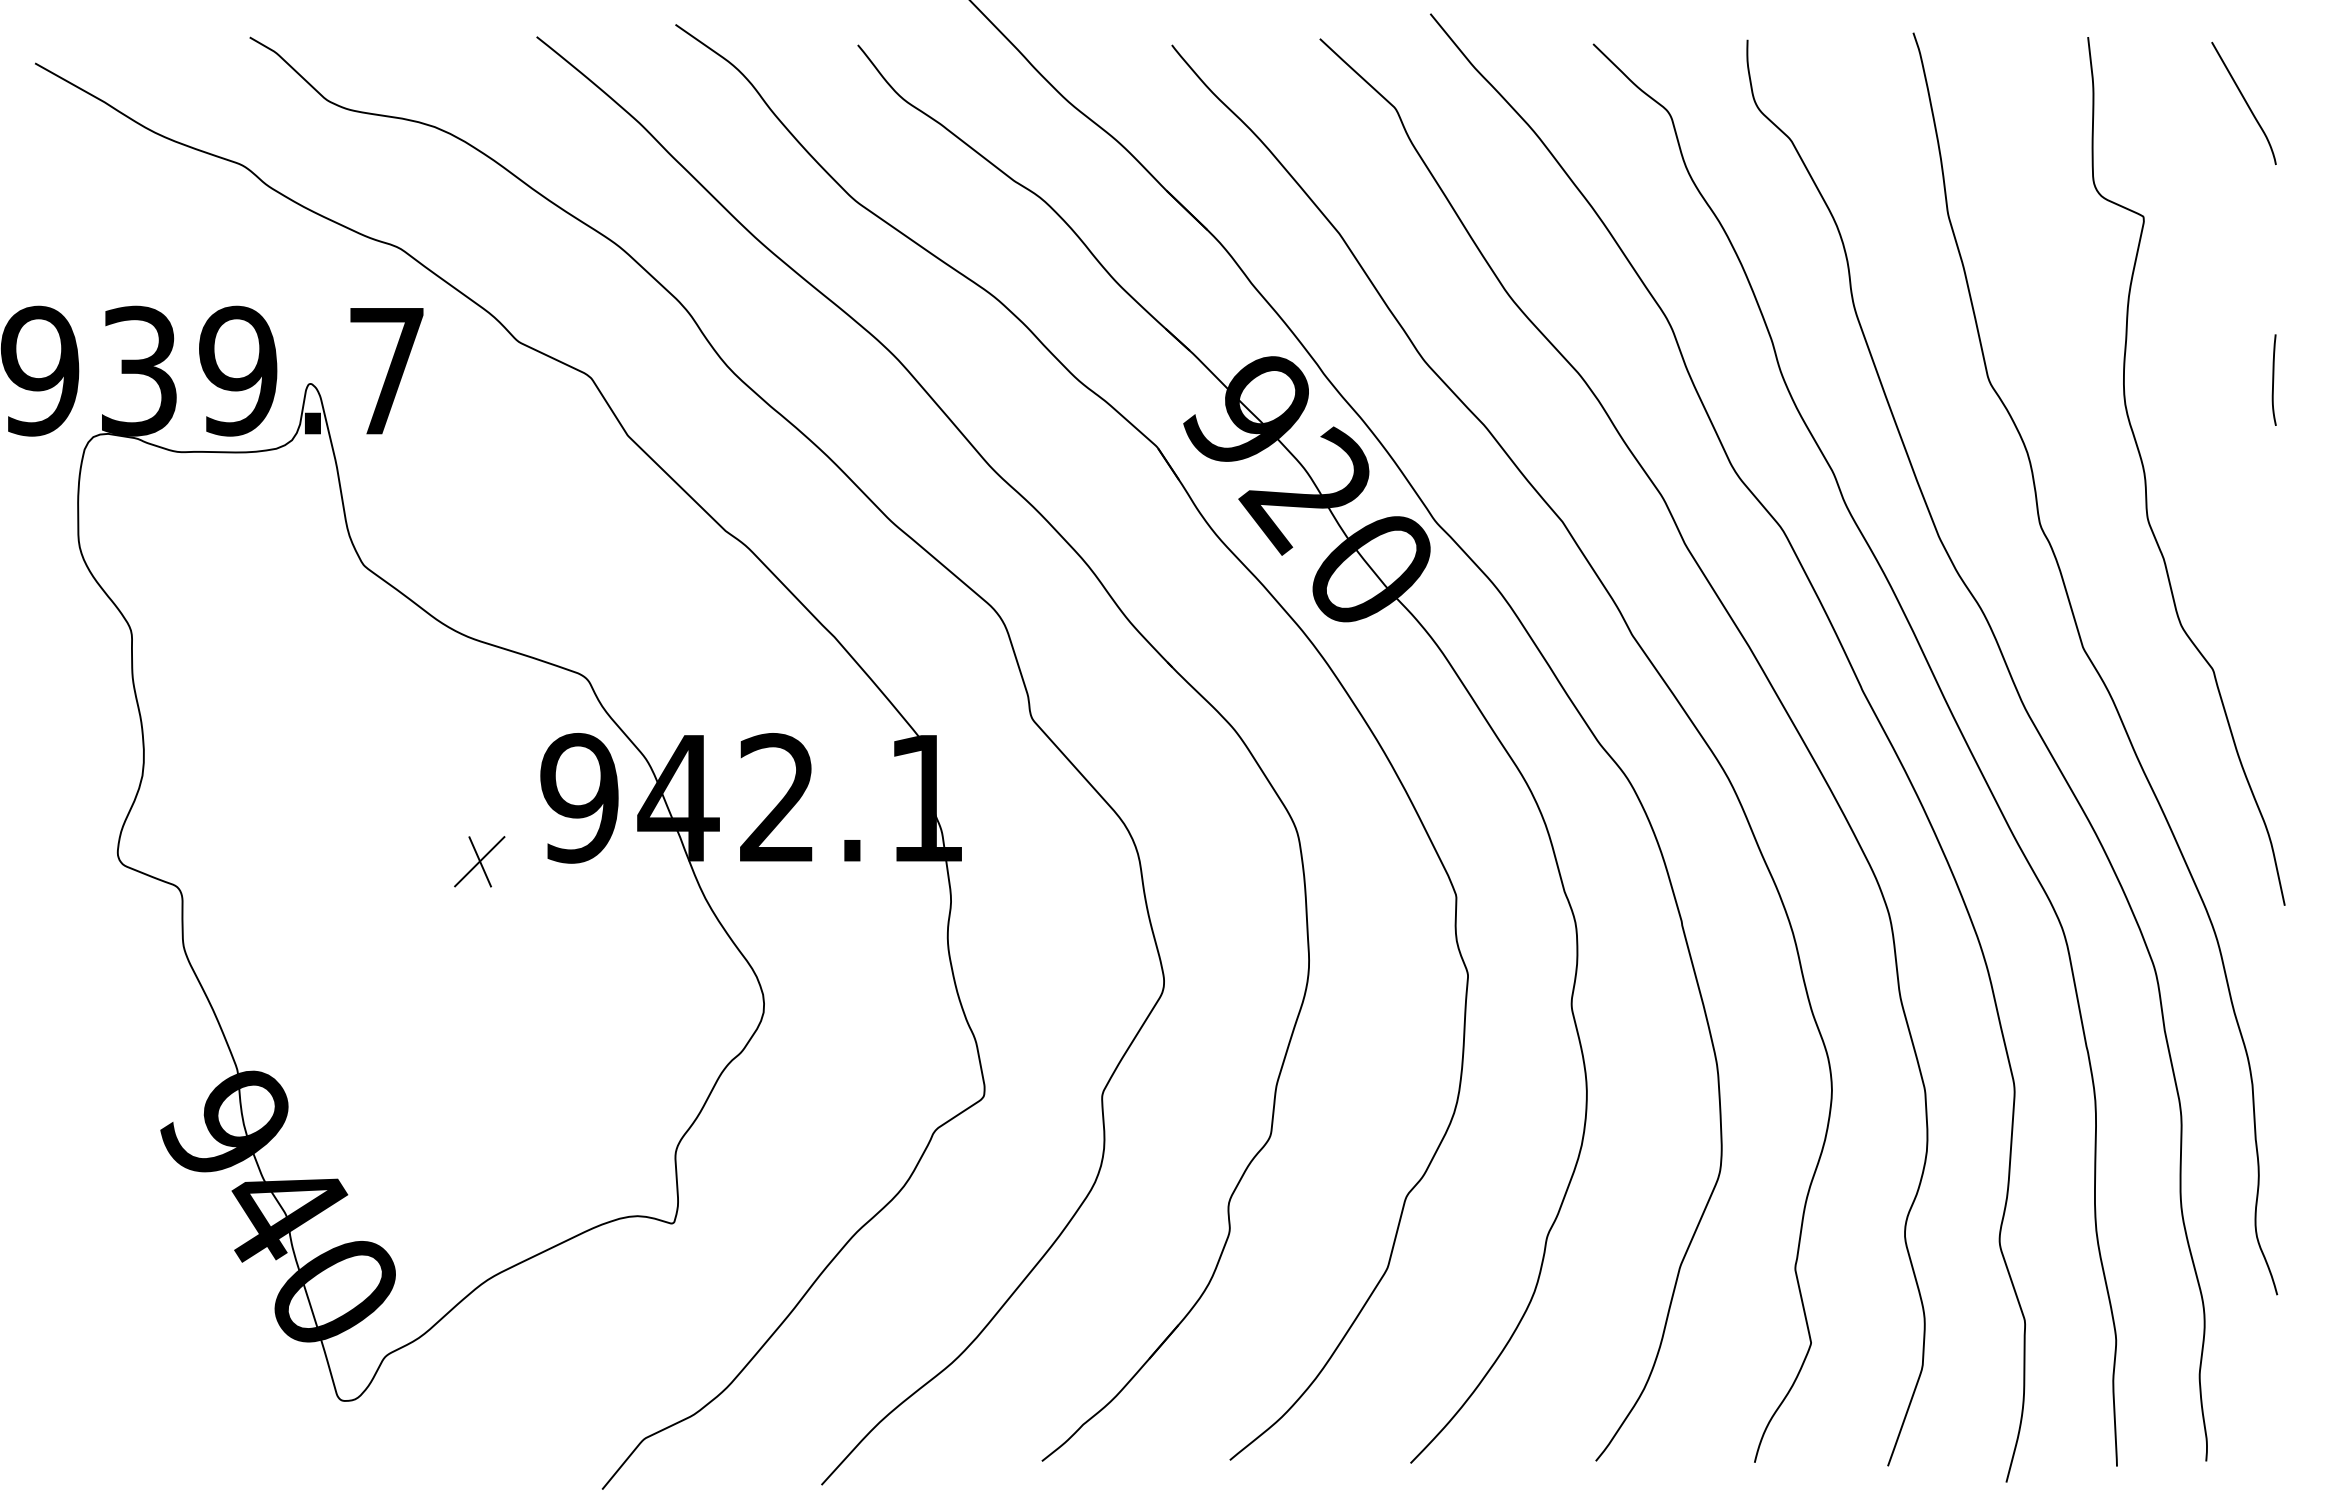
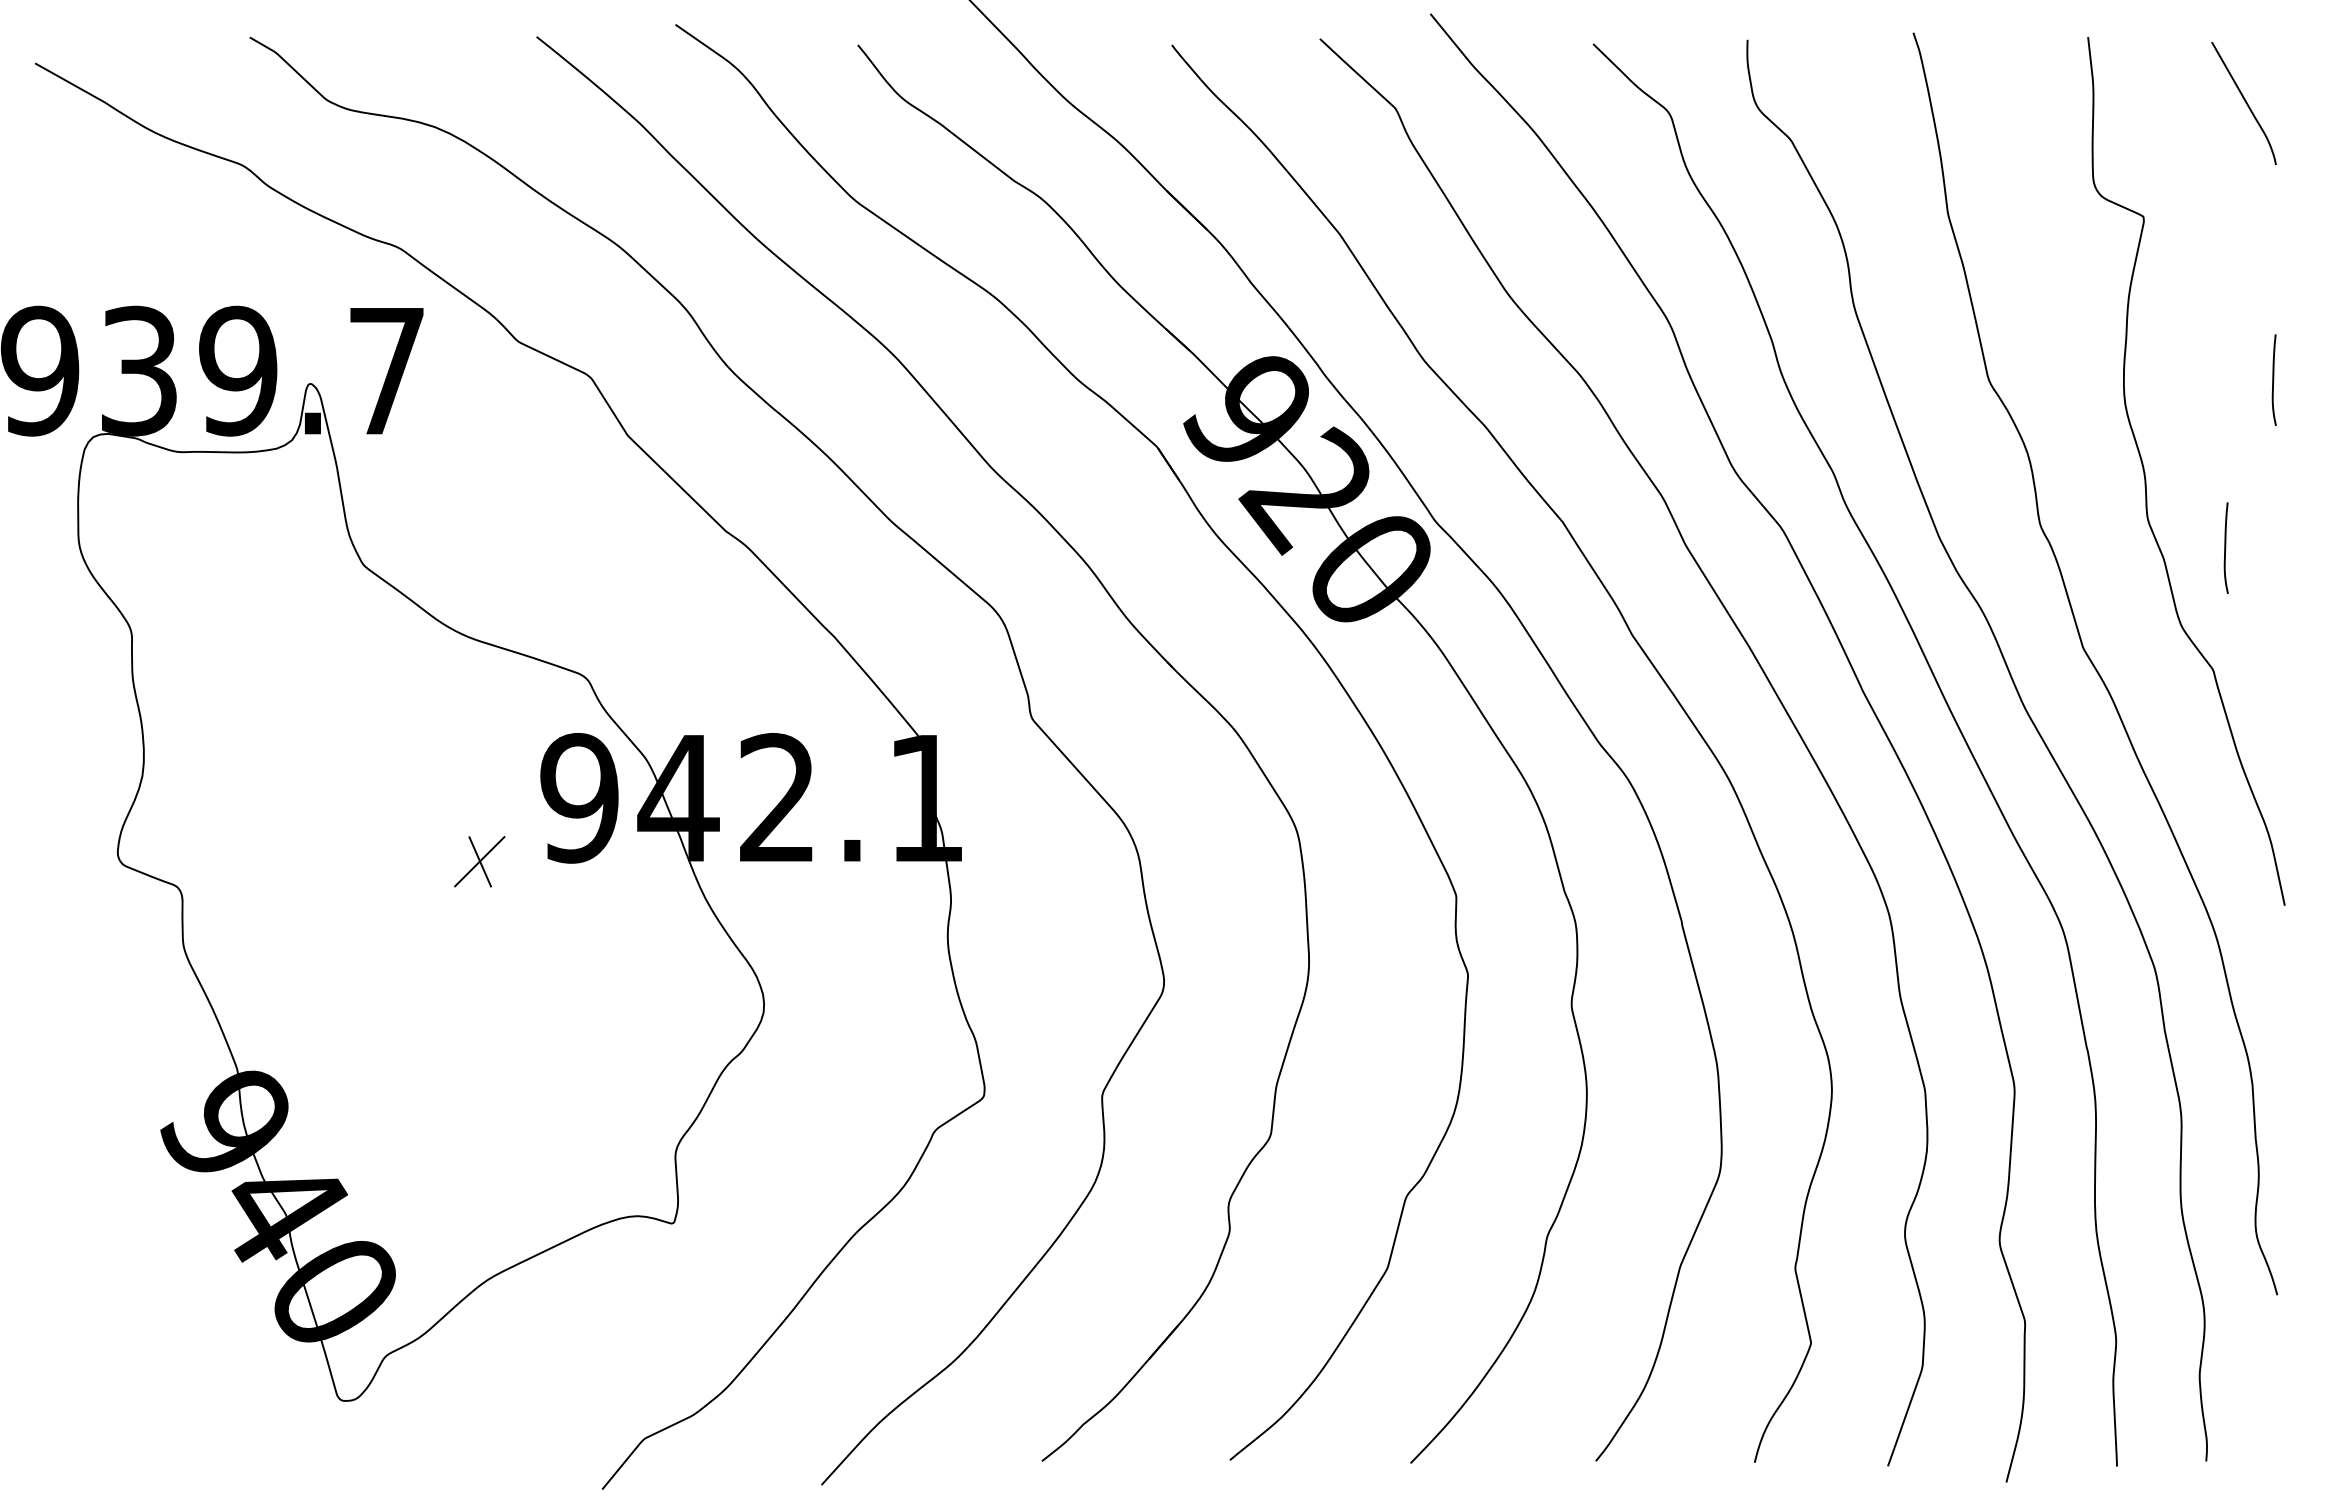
curve: none -> present (2225, 547)
